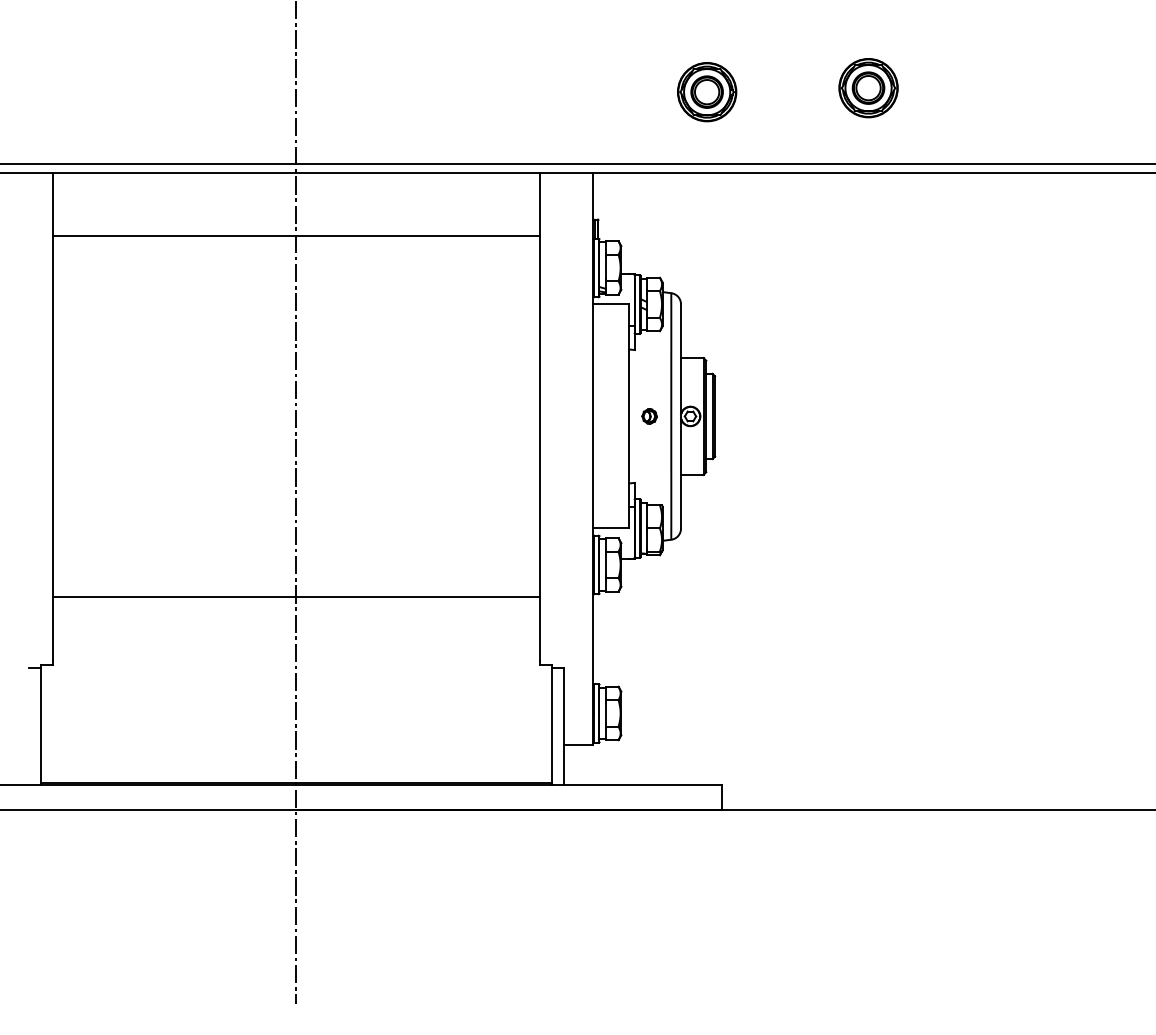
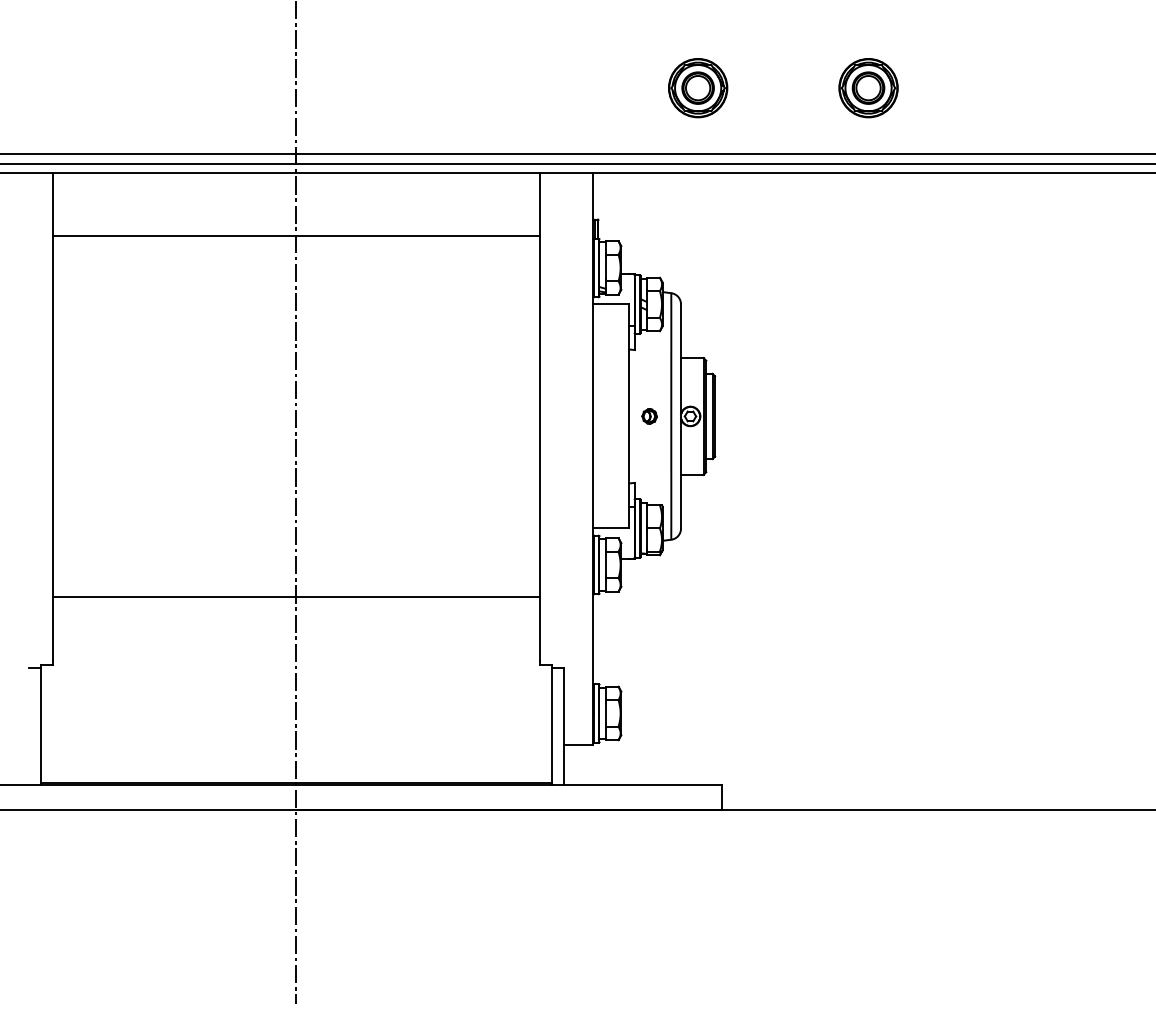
part position: (707, 92) -> (698, 88) (698, 88)
line: none -> present (577, 153)
